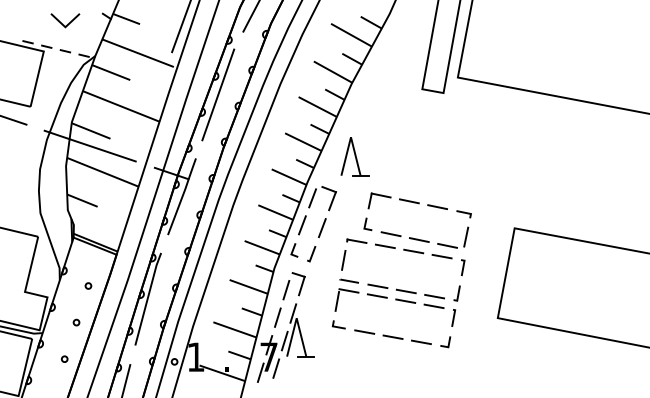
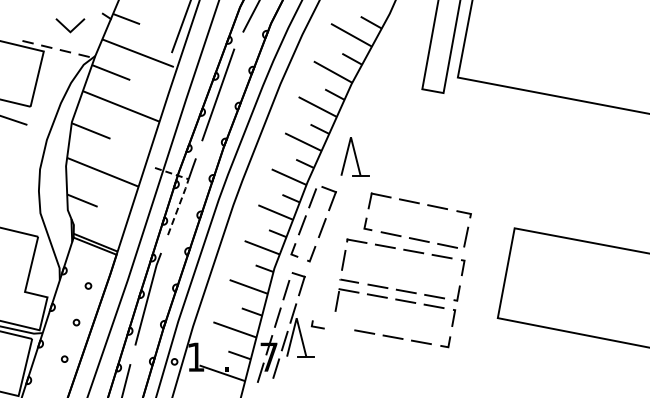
line position: (67, 23) -> (72, 28) (72, 28)
line: present -> none (89, 145)
line: solid -> dashed (185, 188)
line position: (338, 326) -> (317, 326) (317, 326)
